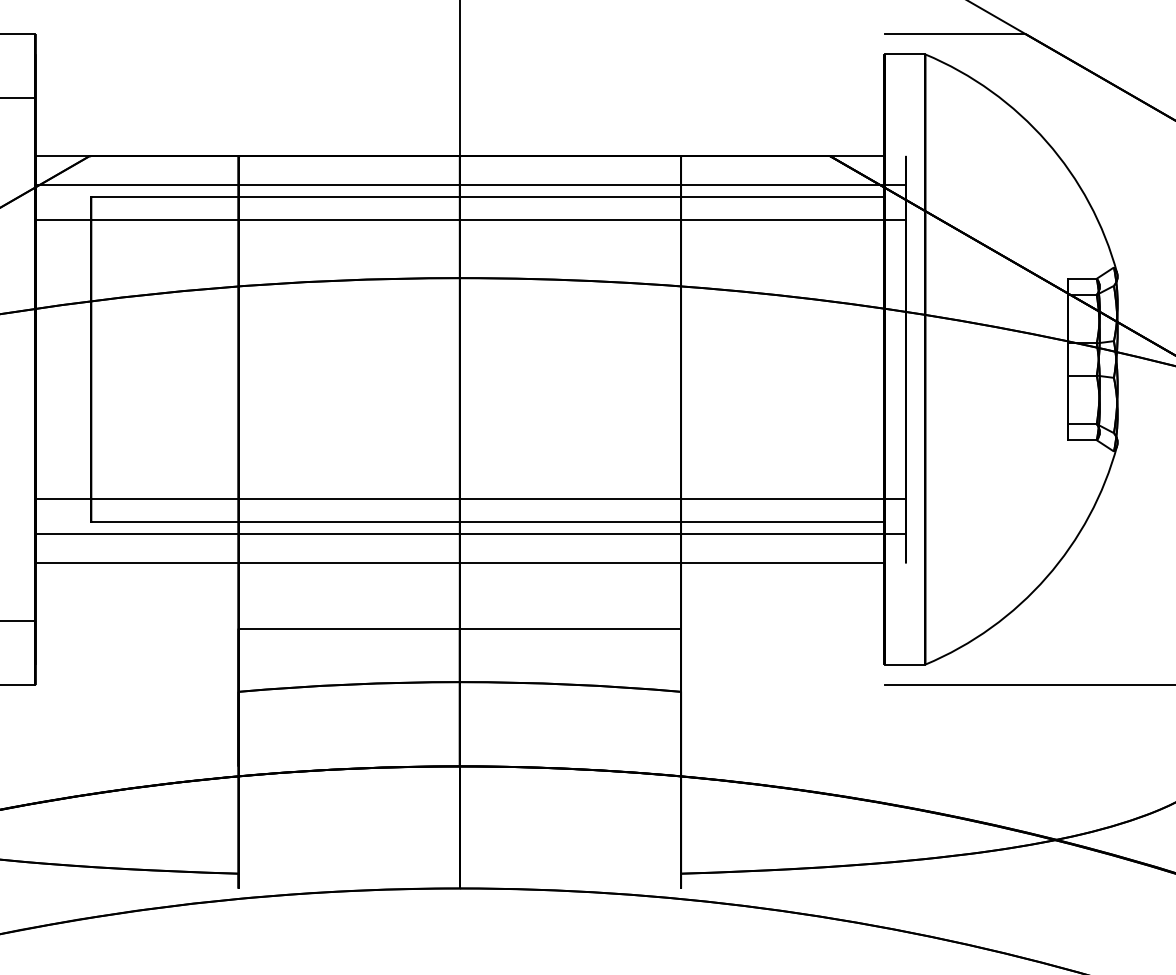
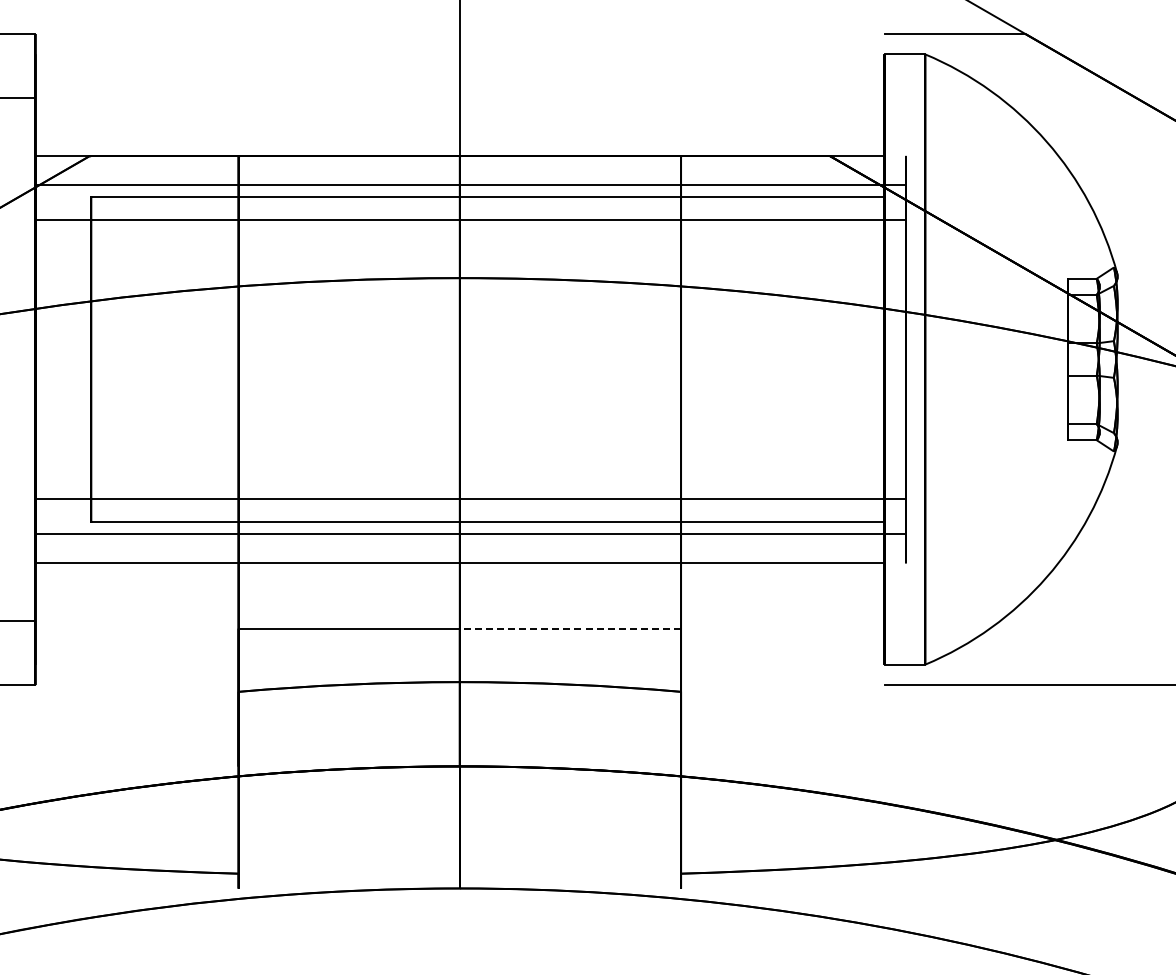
line: solid -> dashed (570, 628)
